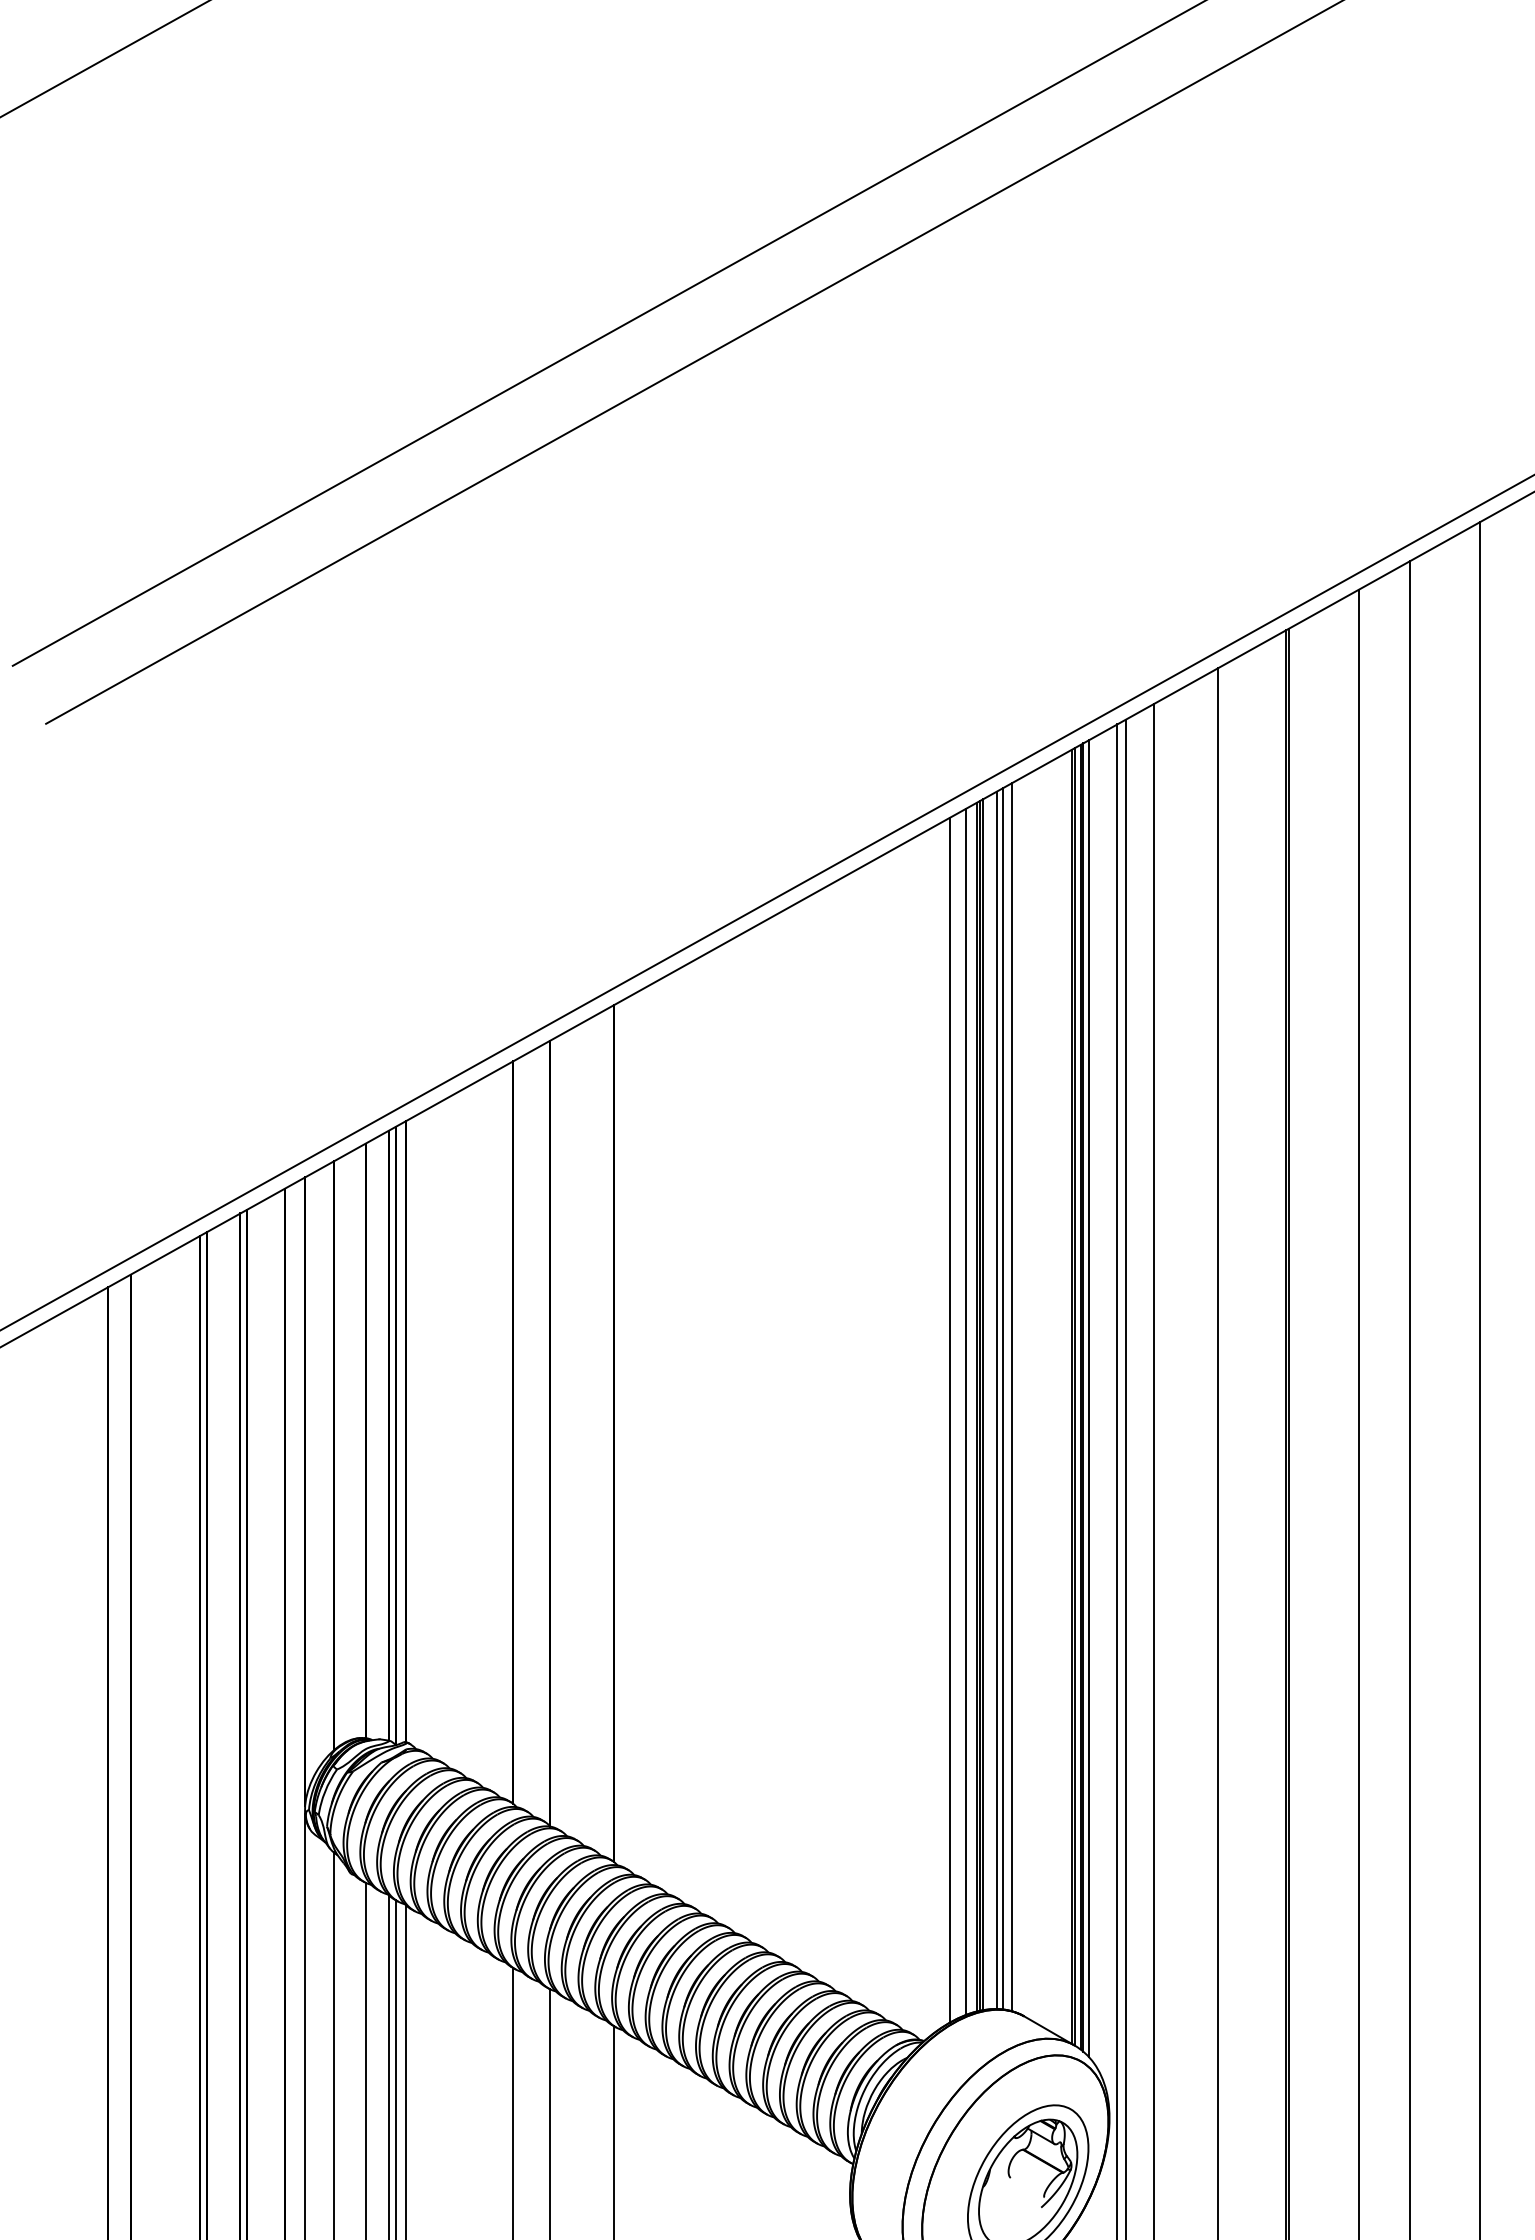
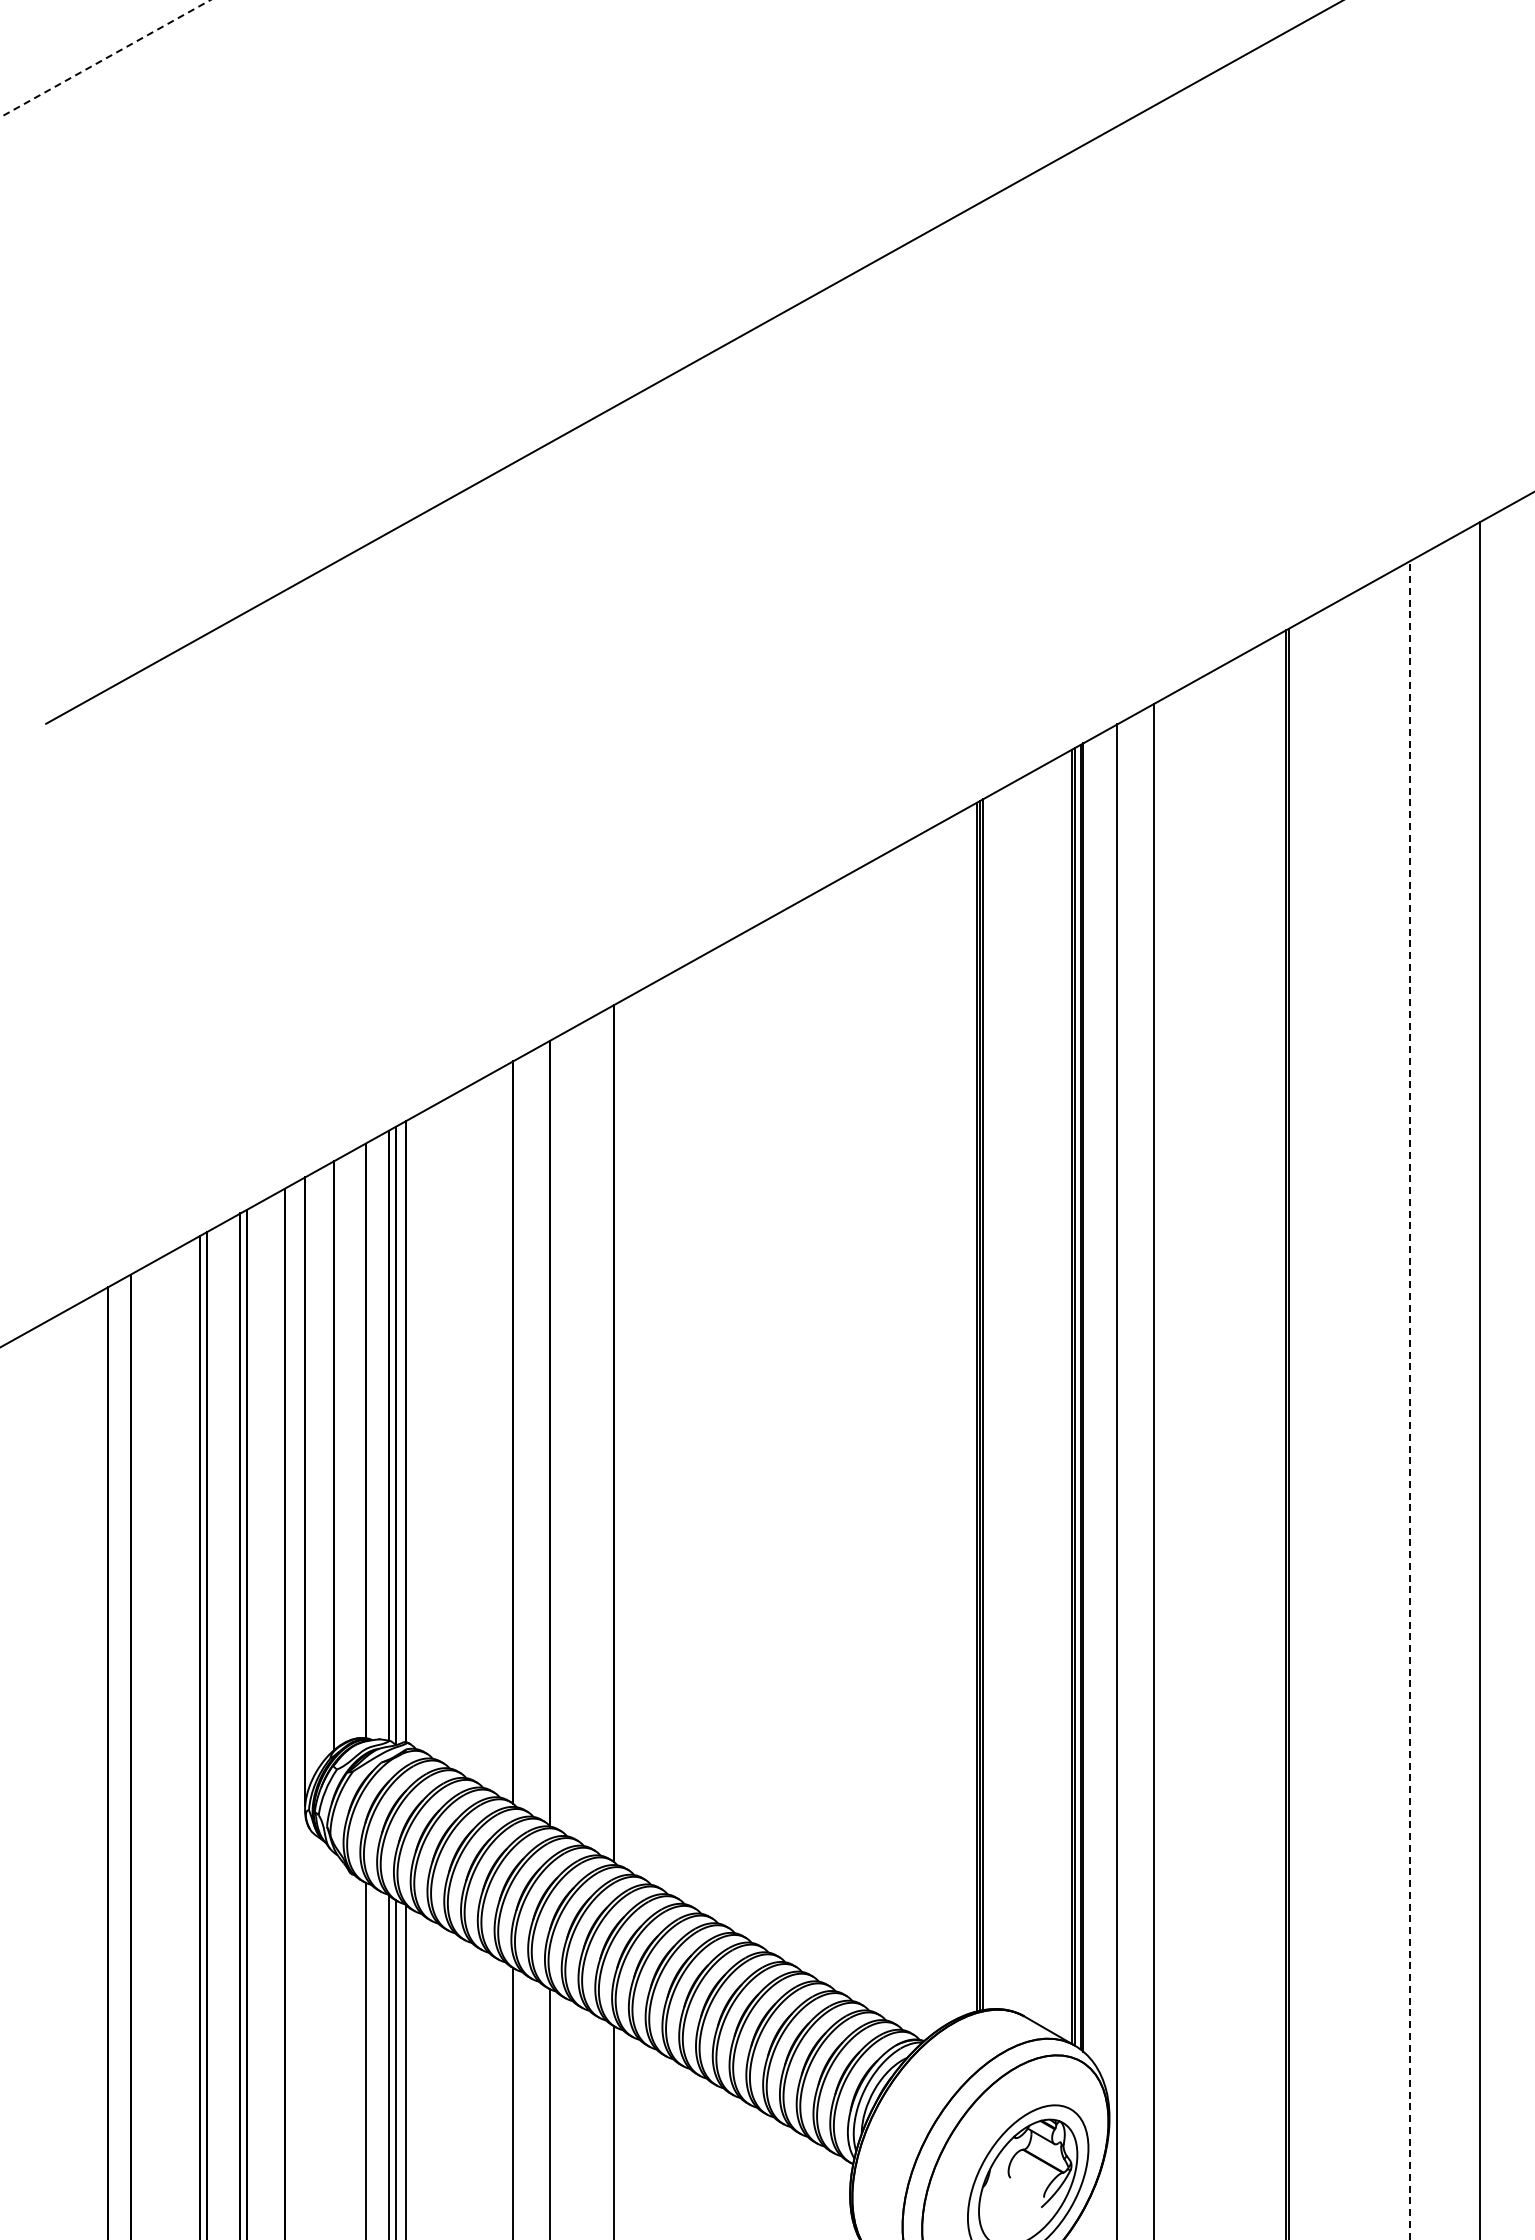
line: solid -> dashed (105, 58)
line: present -> none (607, 333)
line: present -> none (766, 902)
line: present -> none (1011, 1397)
line: present -> none (1002, 1398)
line: present -> none (1089, 1398)
line: present -> none (996, 1400)
line: solid -> dashed (1409, 1400)
line: present -> none (966, 1411)
line: present -> none (1359, 1412)
line: present -> none (949, 1419)
line: present -> none (1218, 1452)
line: present -> none (1125, 1477)
line: present -> none (305, 2025)
line: present -> none (333, 2044)
